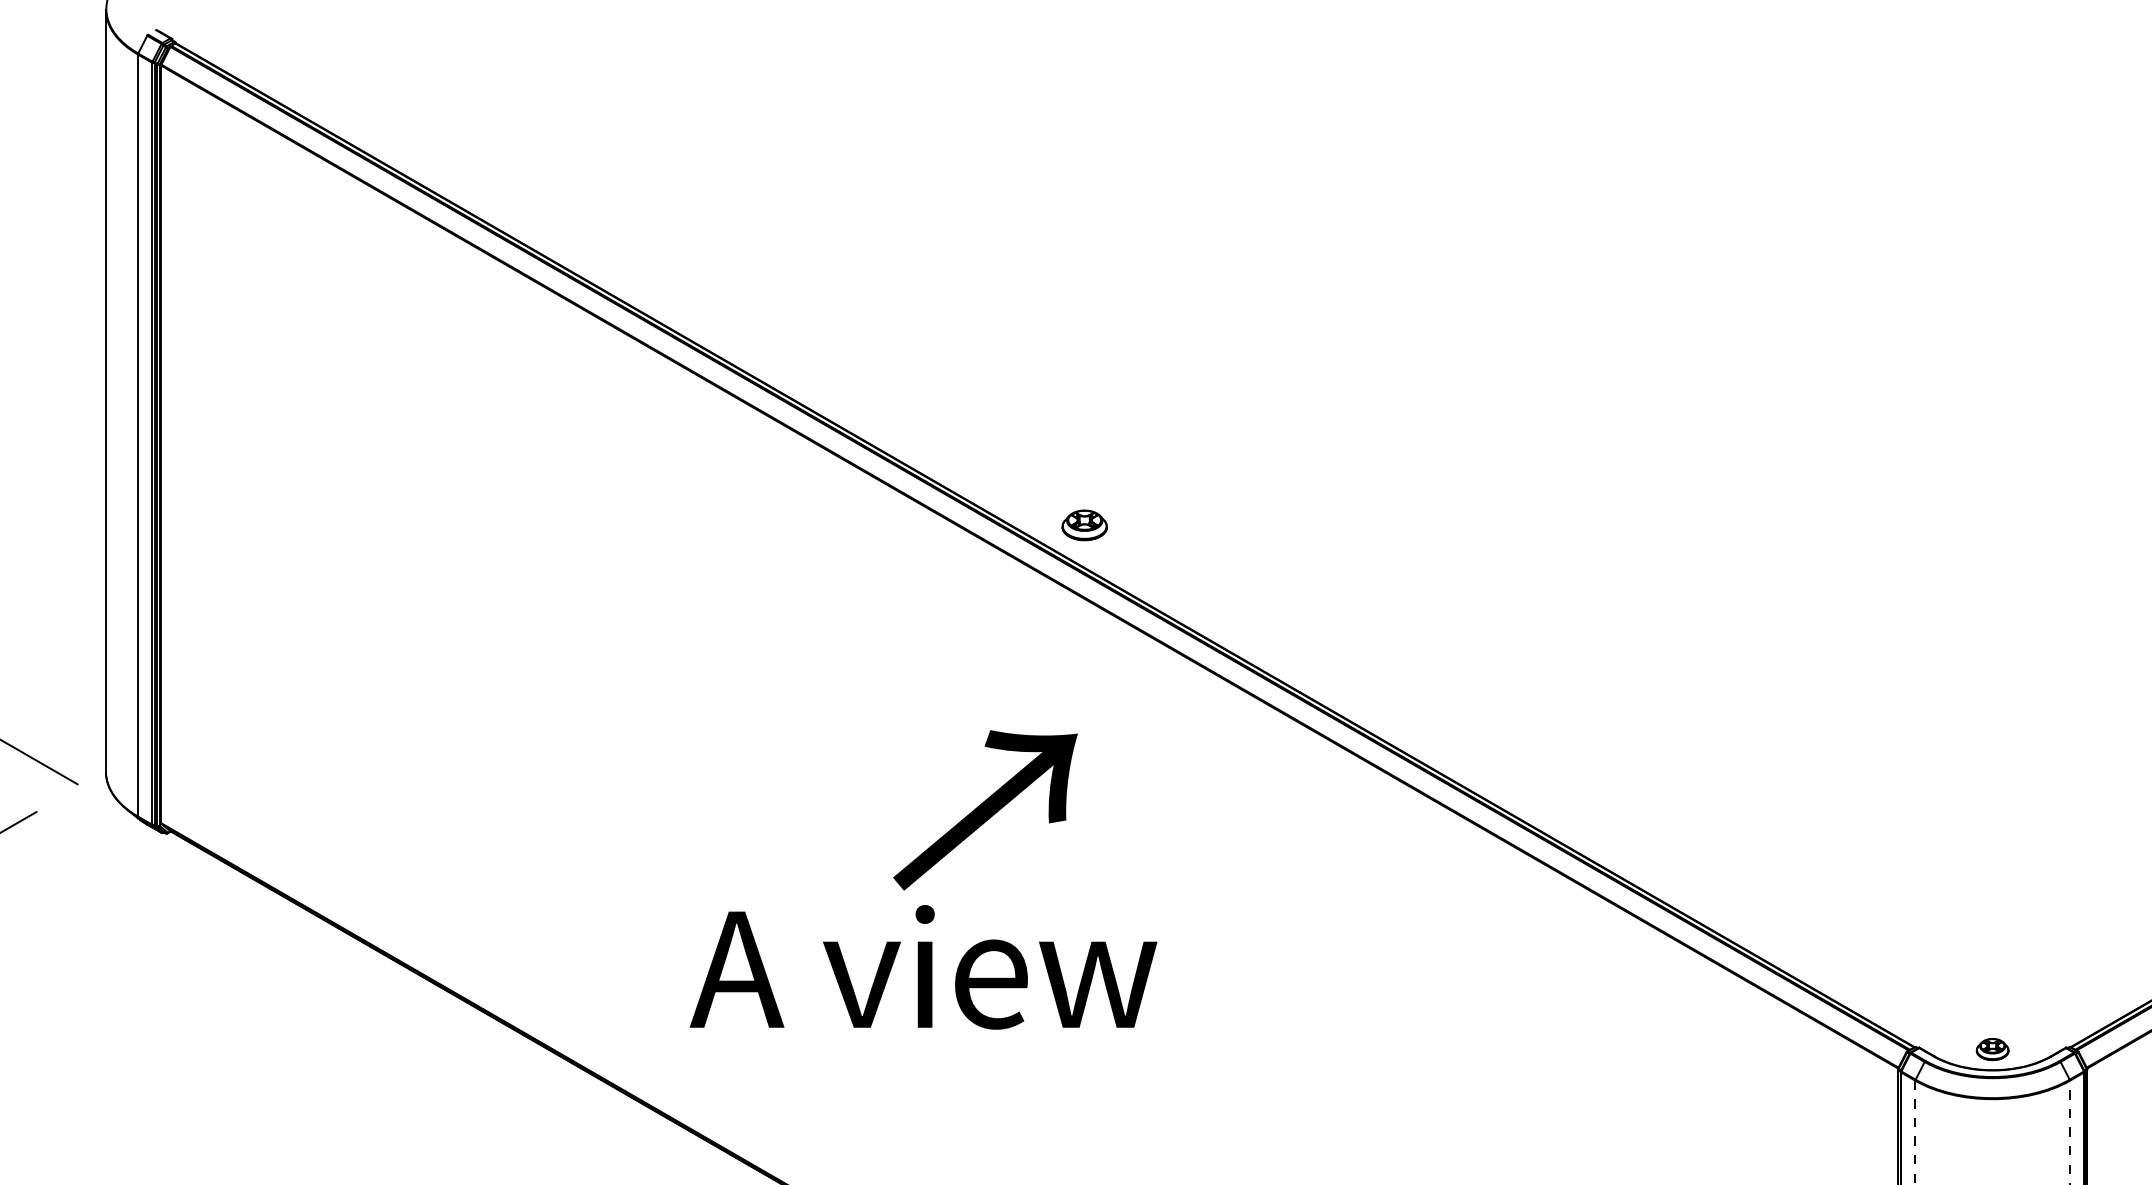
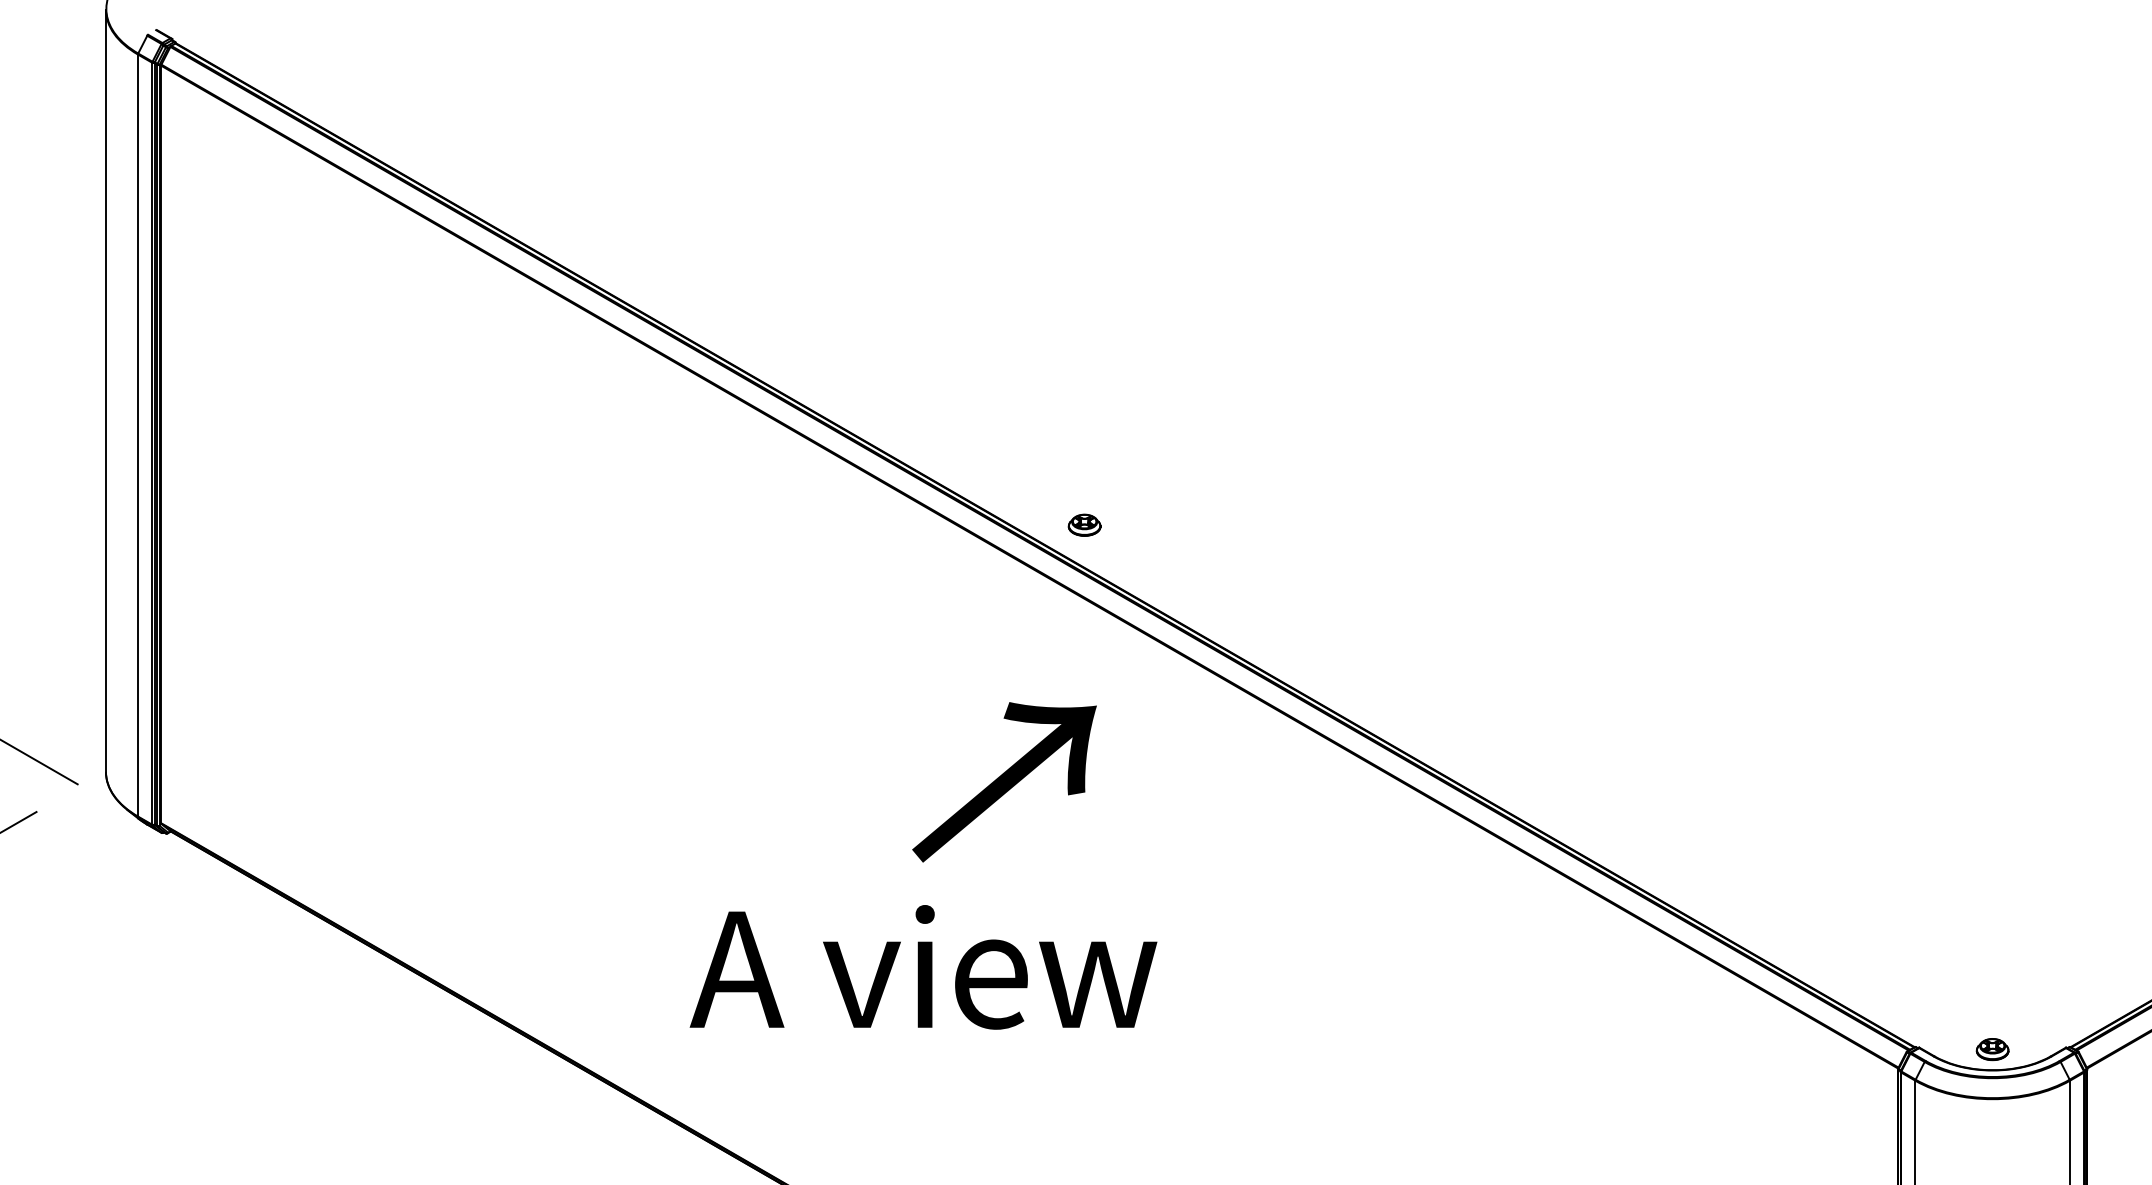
part size: 47x33 px -> 35x24 px (1084, 524)
text position: (985, 810) -> (1004, 782) (1004, 782)
line: dashed -> solid (1915, 1132)
line: dashed -> solid (2069, 1132)
